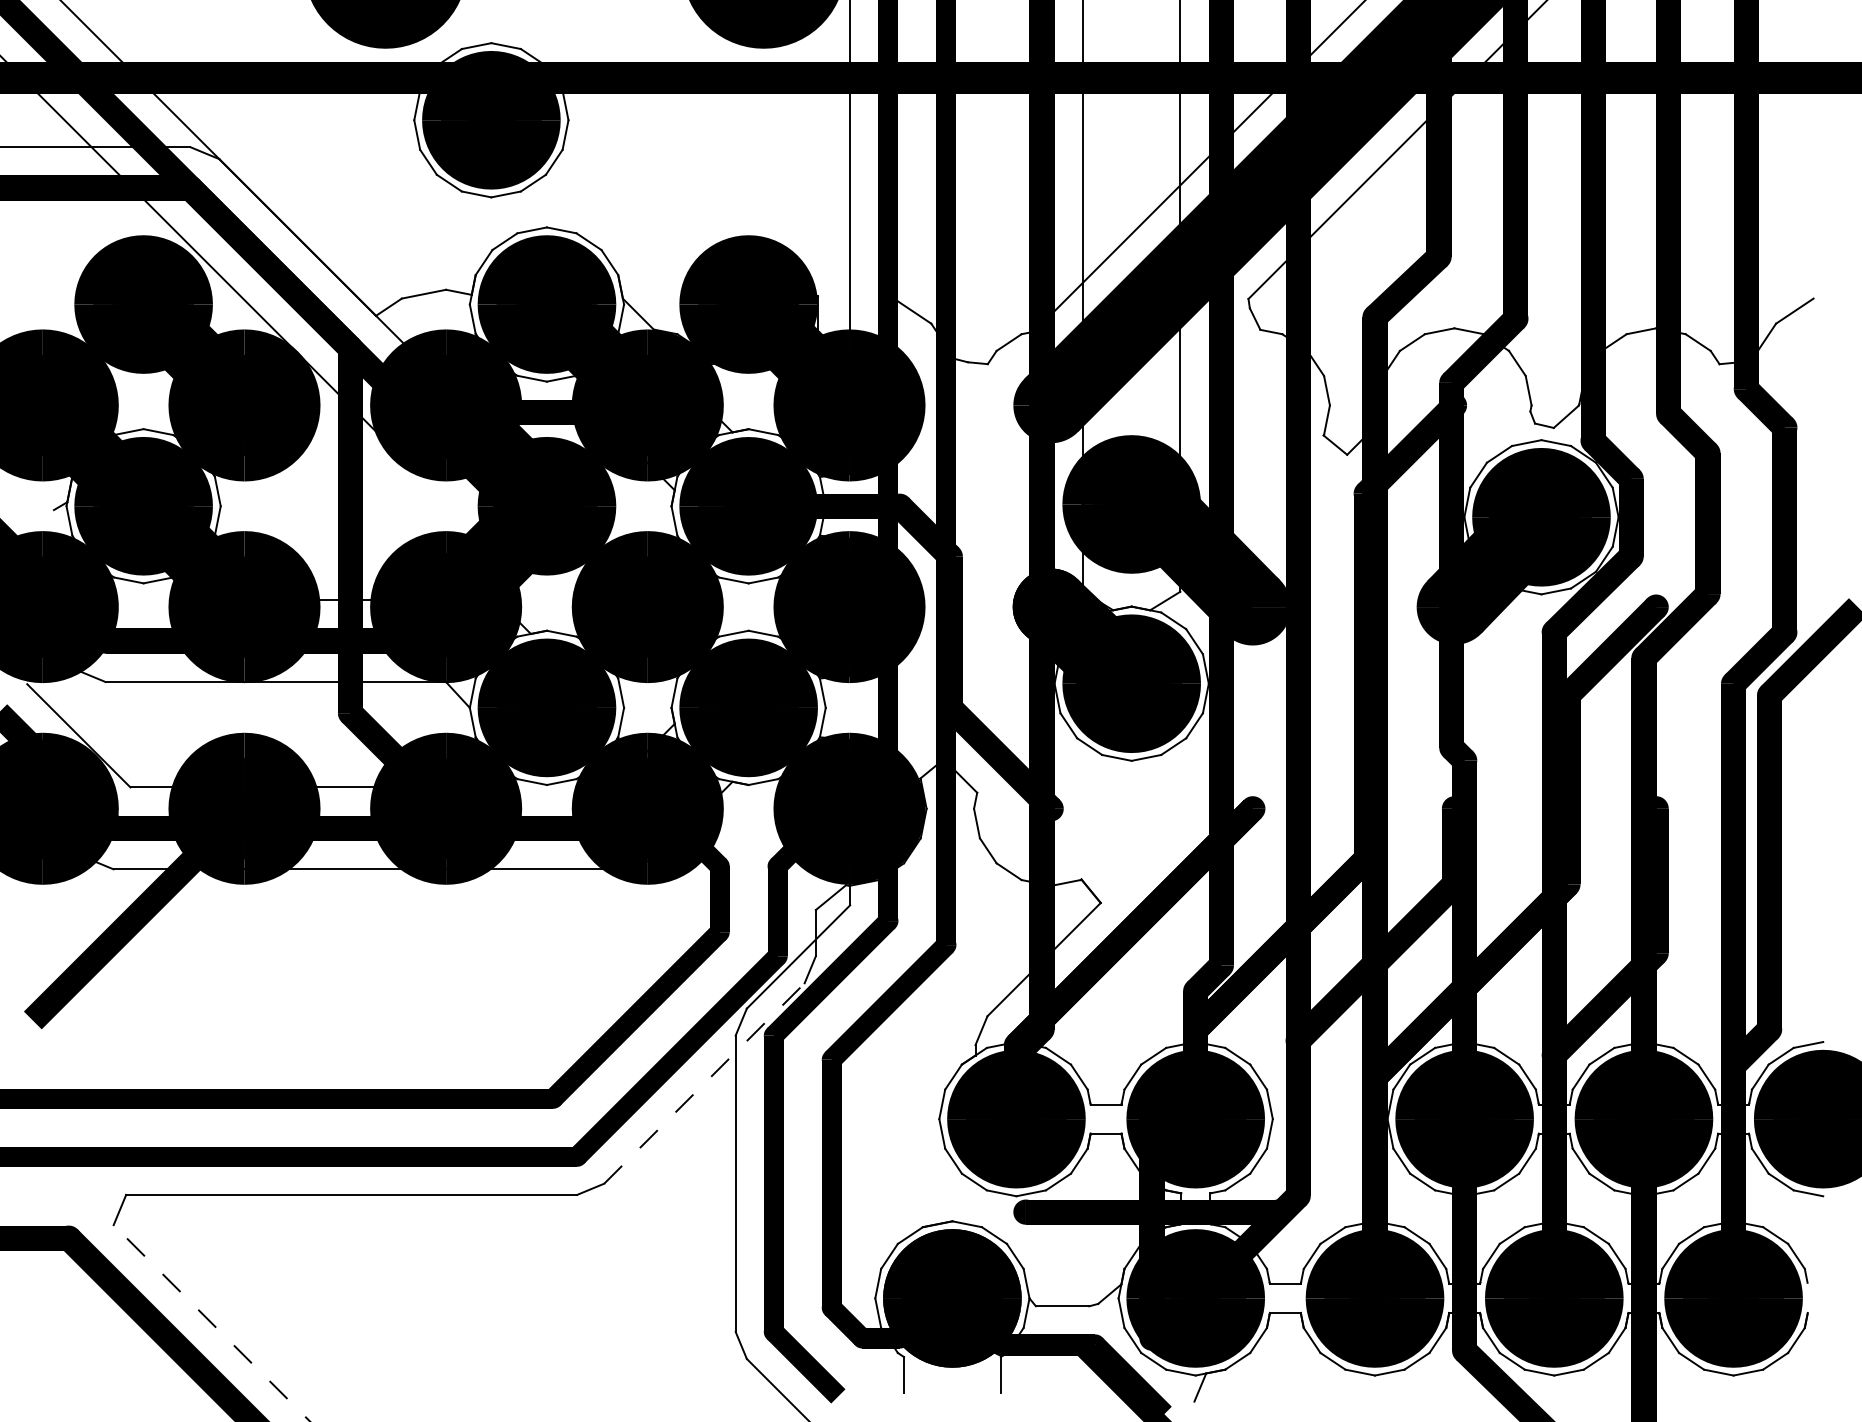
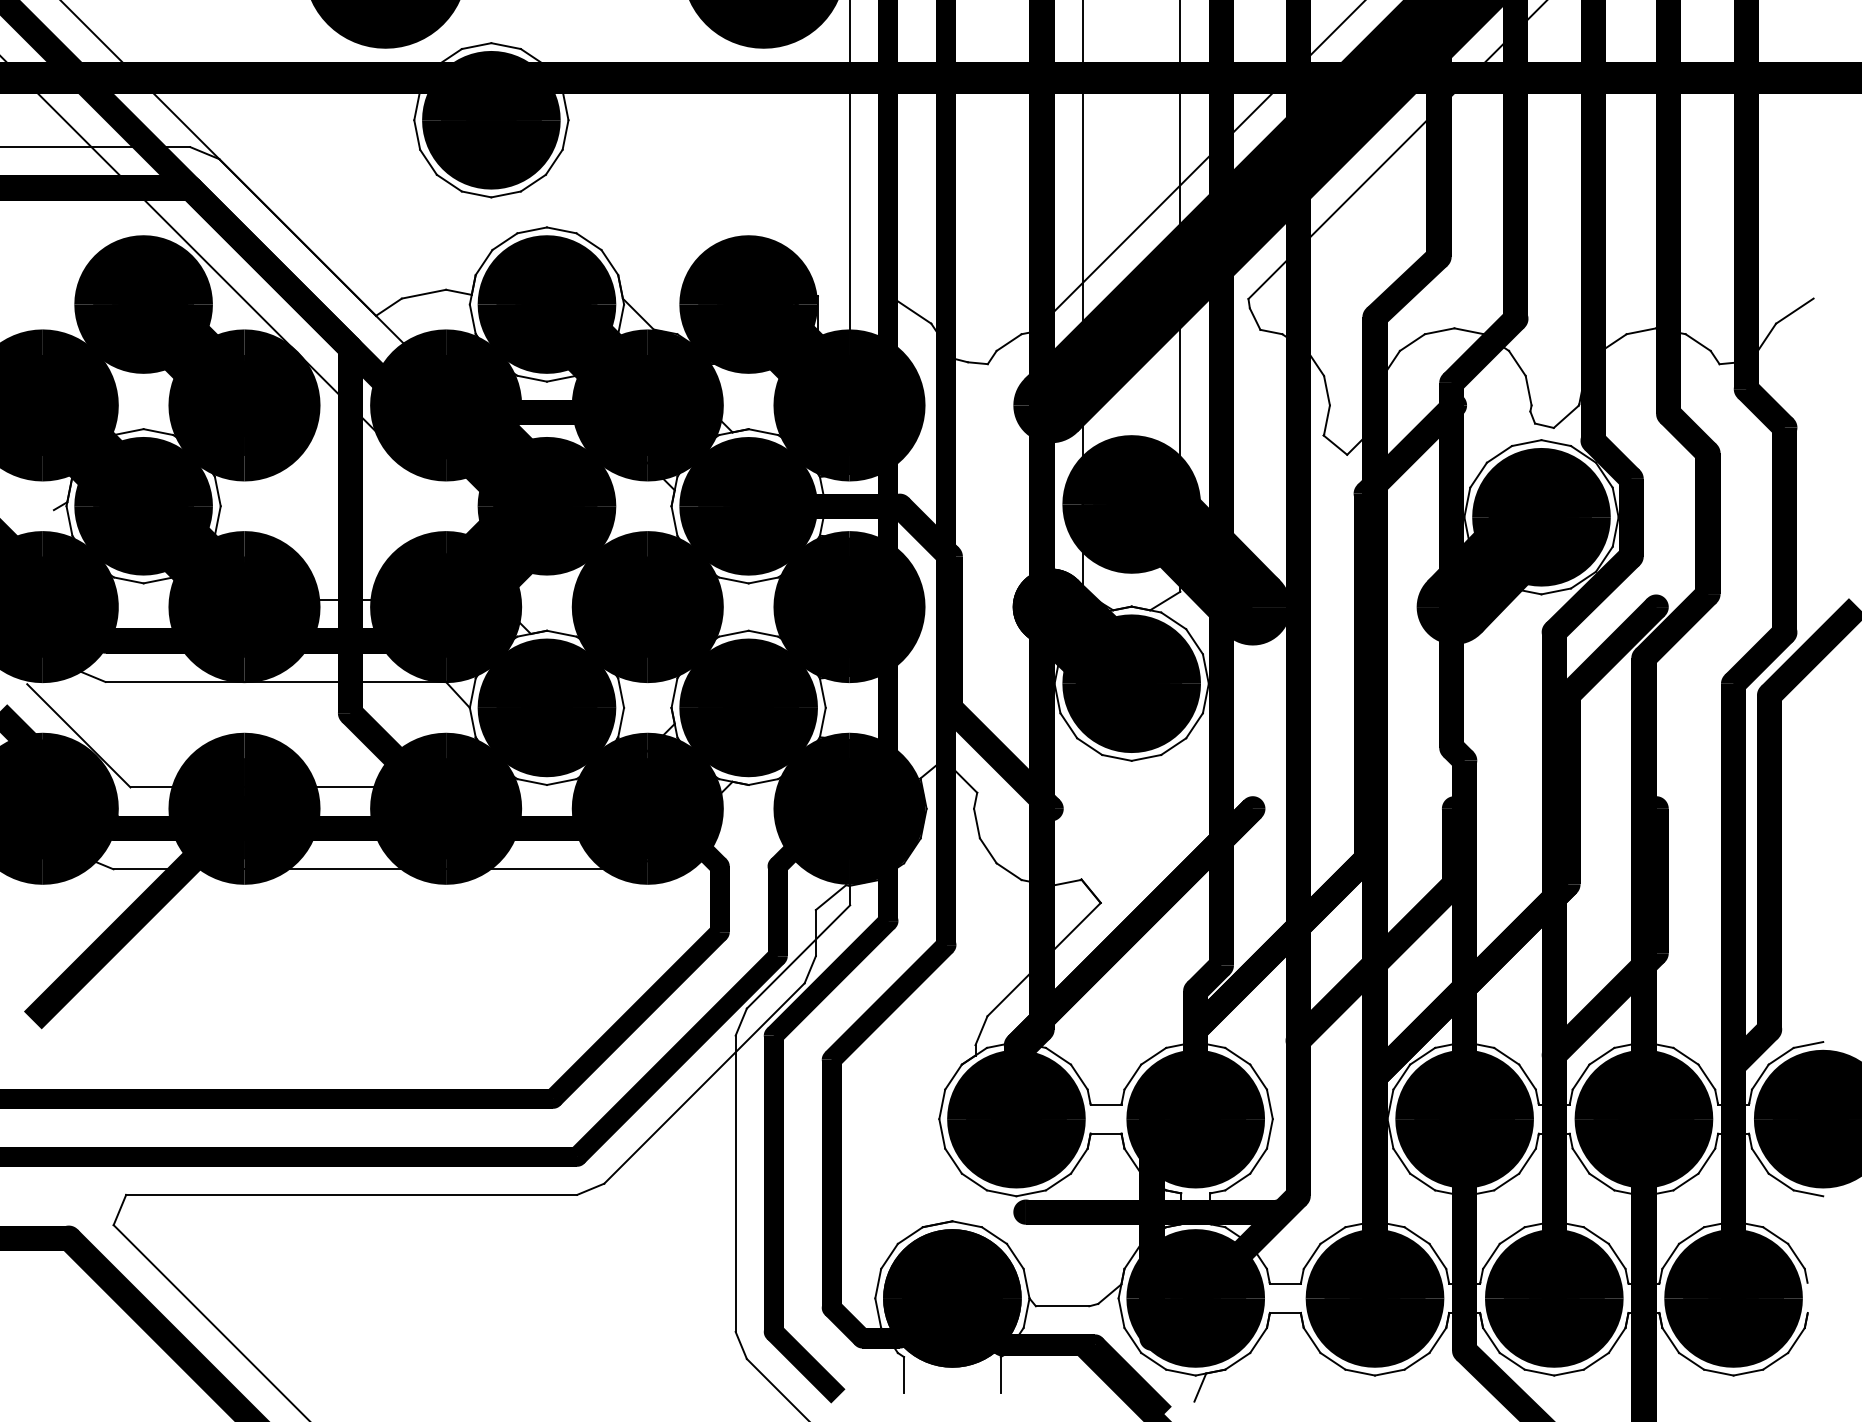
line: dashed -> solid (704, 1083)
line: dashed -> solid (211, 1323)
